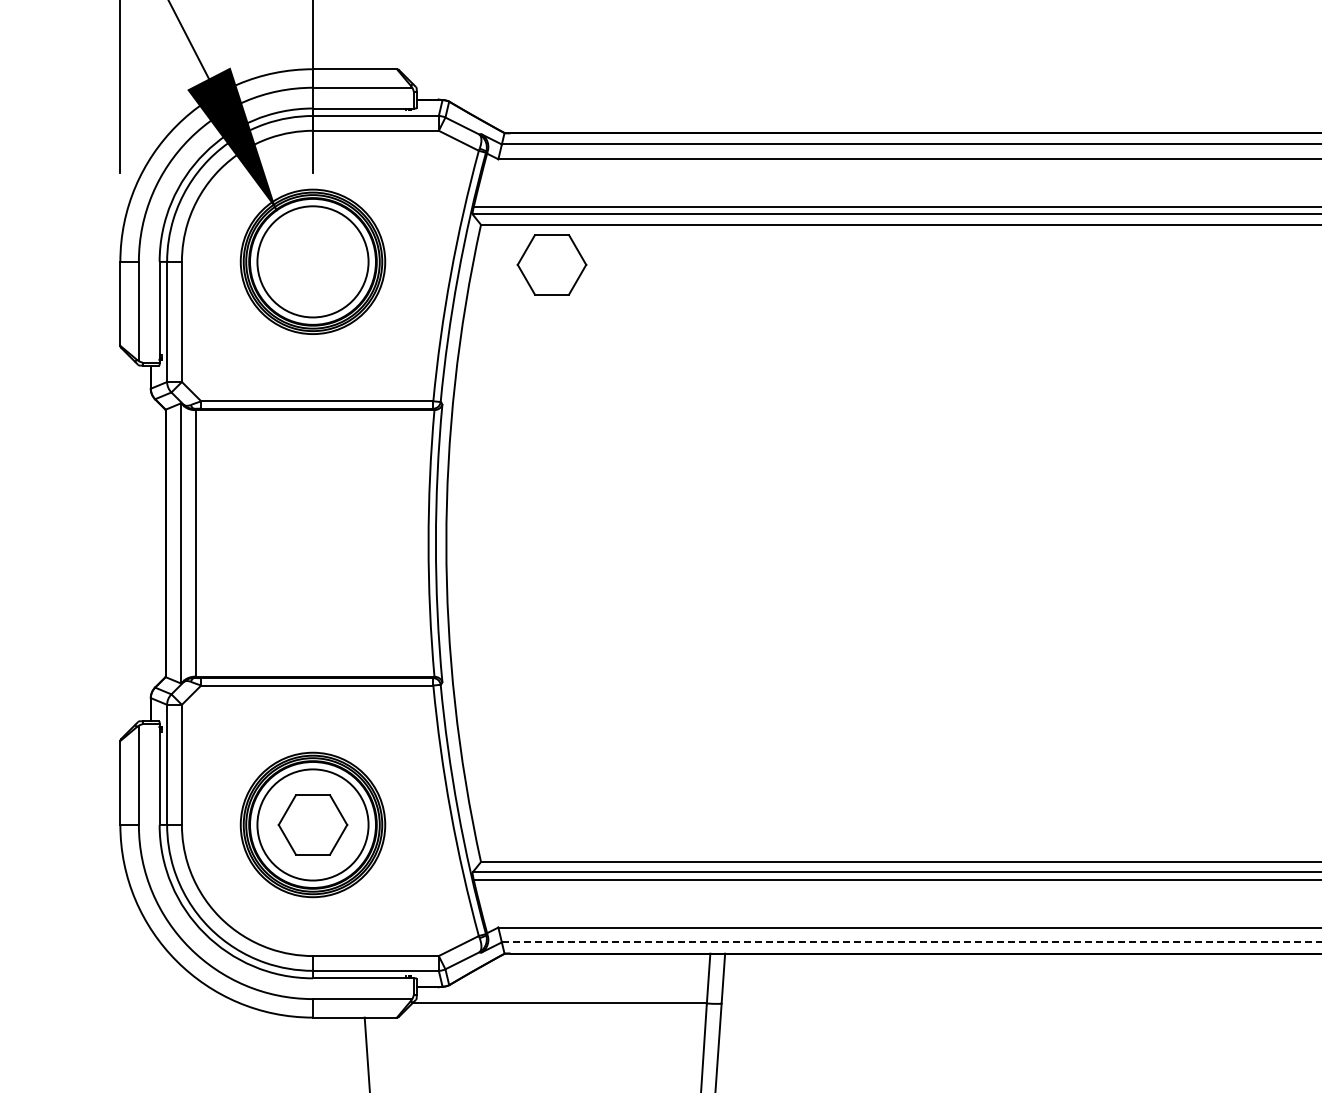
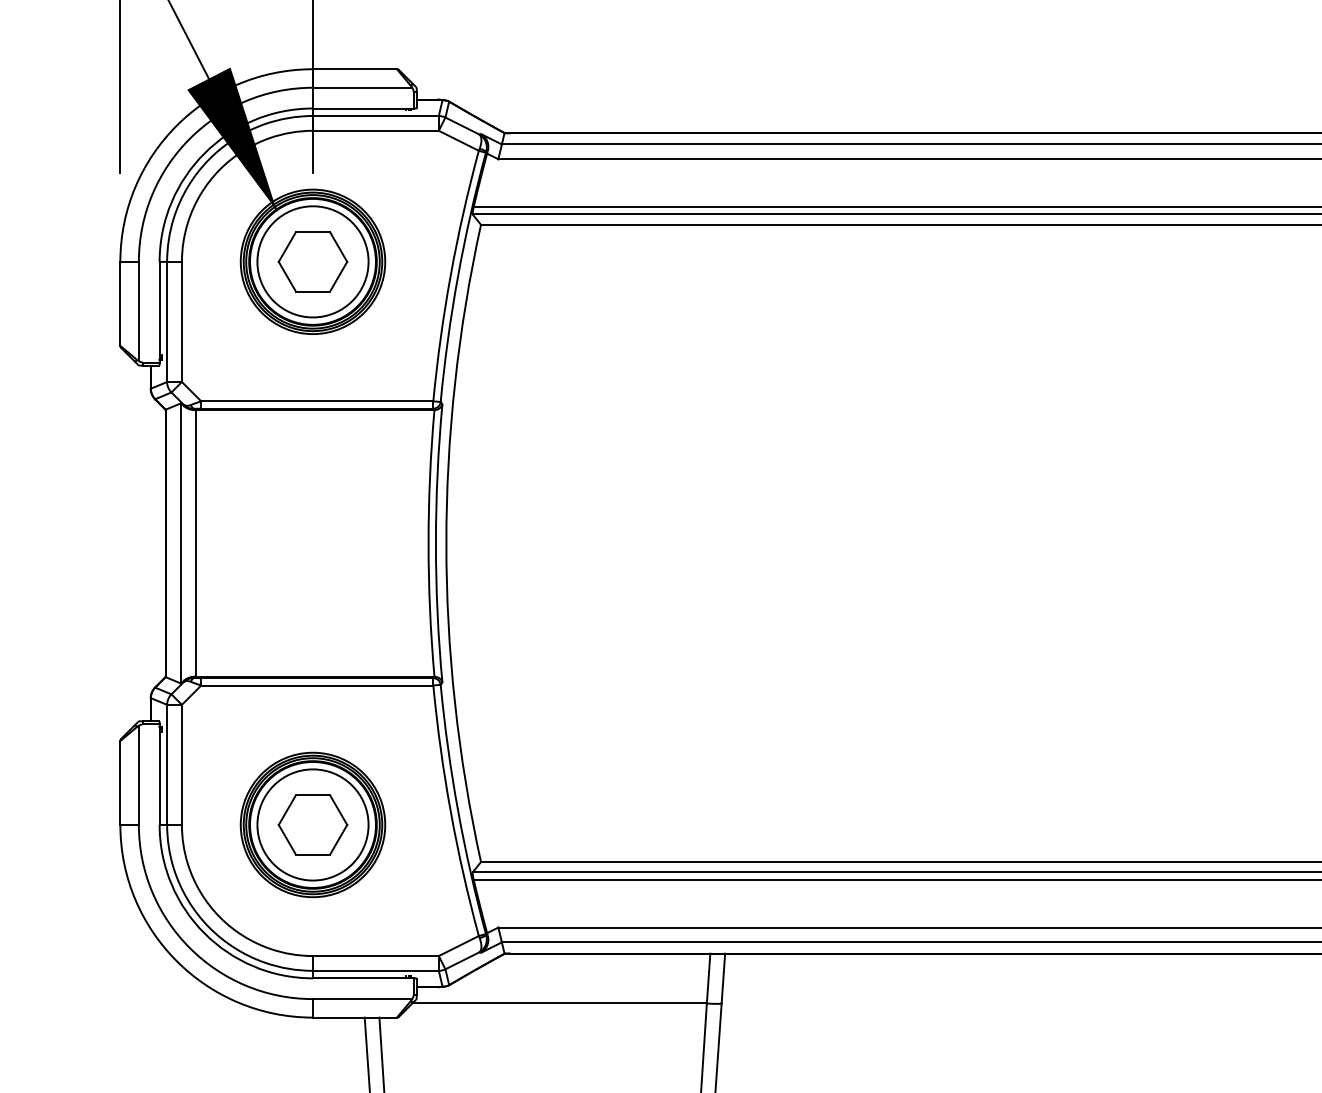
part position: (551, 264) -> (312, 261) (312, 261)
line: dashed -> solid (911, 942)
line: none -> present (381, 1053)
